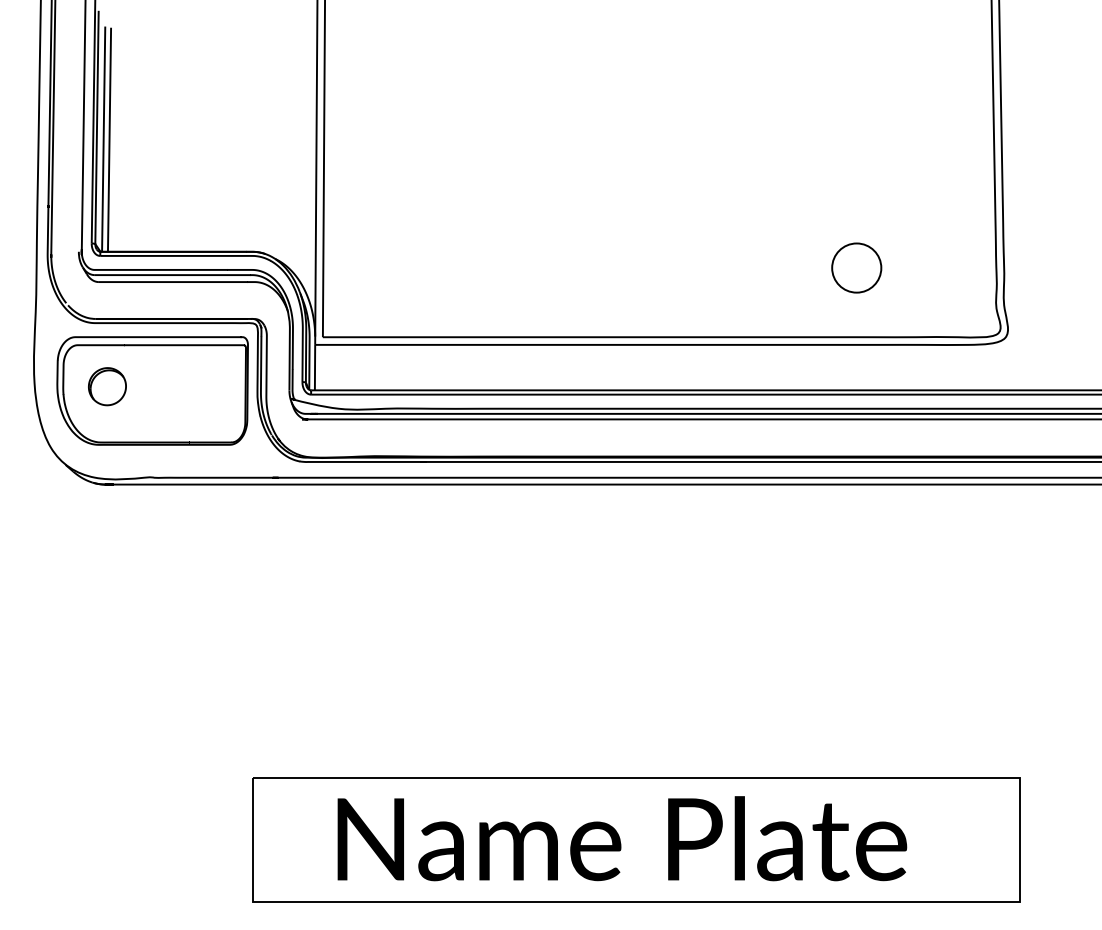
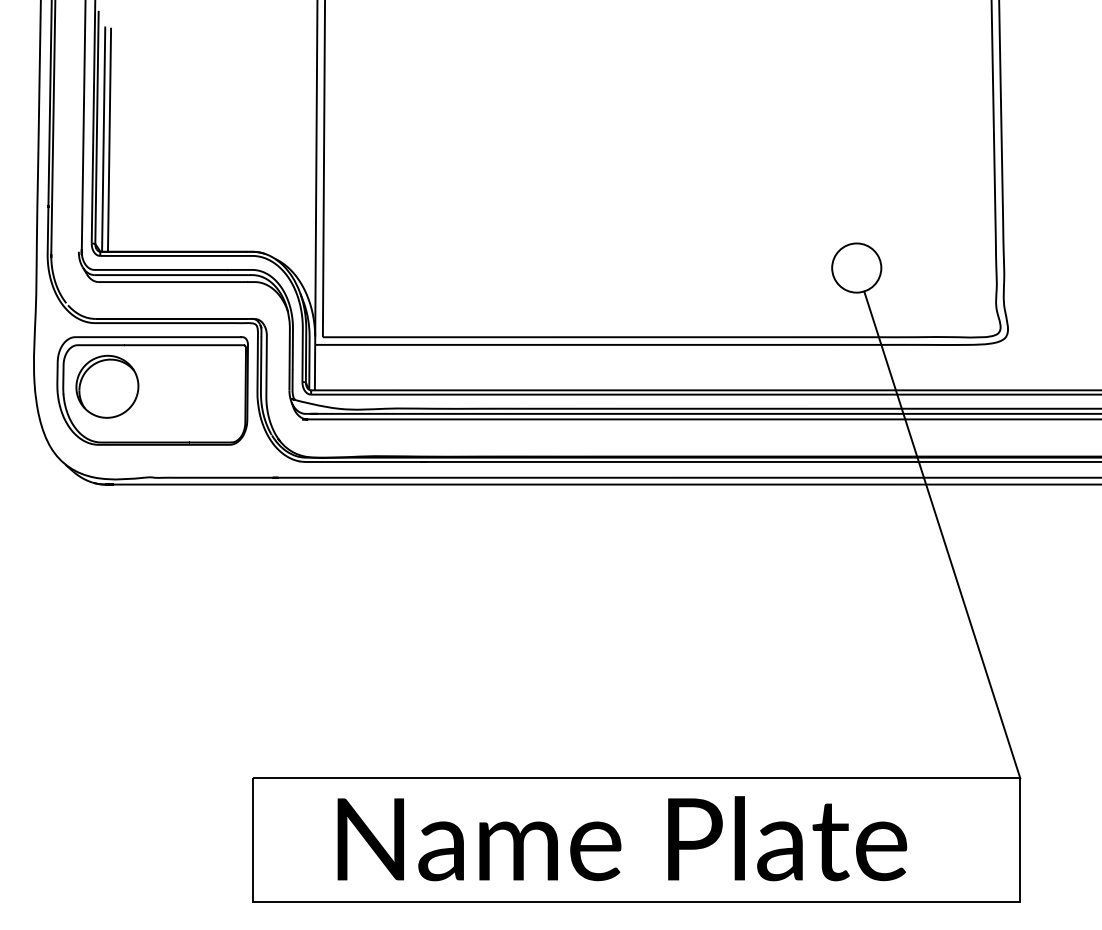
part size: 39x40 px -> 65x65 px (107, 386)
line: none -> present (942, 534)
